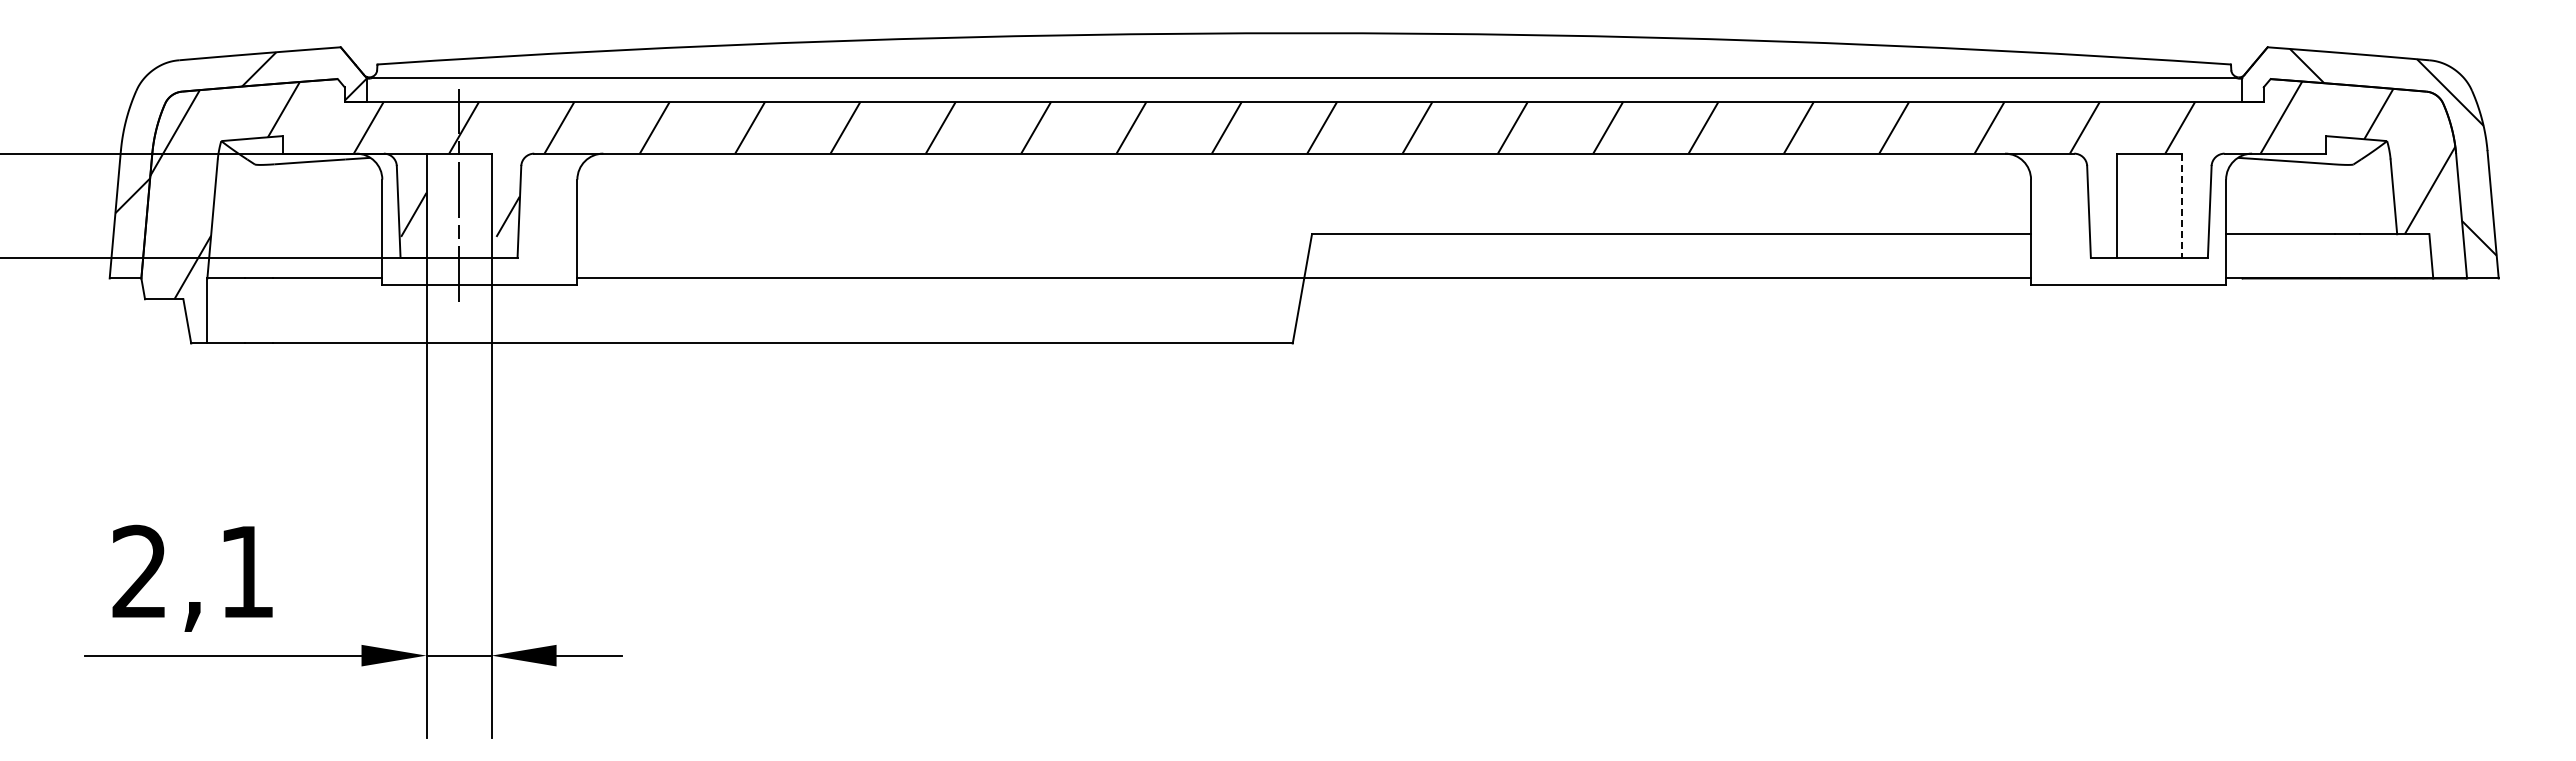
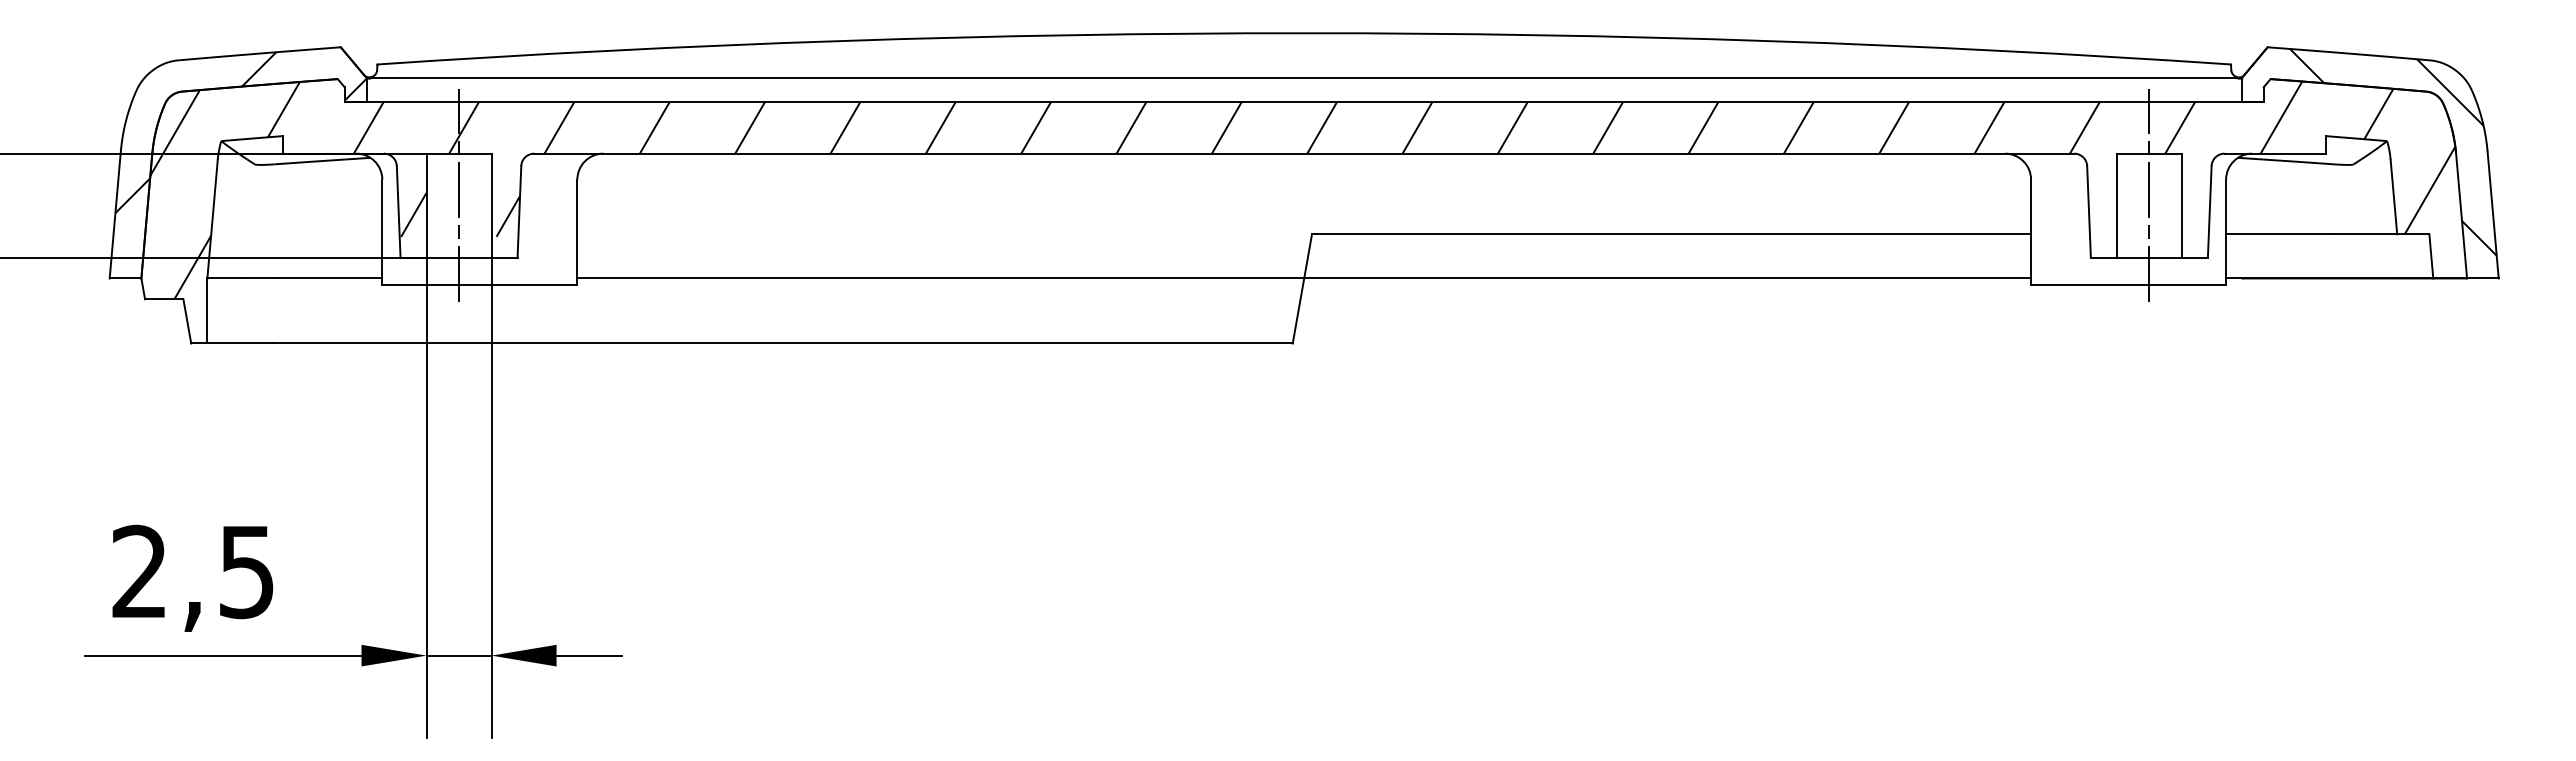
line: none -> present (2149, 194)
line: dashed -> solid (2181, 206)
text: 2,1 -> 2,5 (246, 572)
